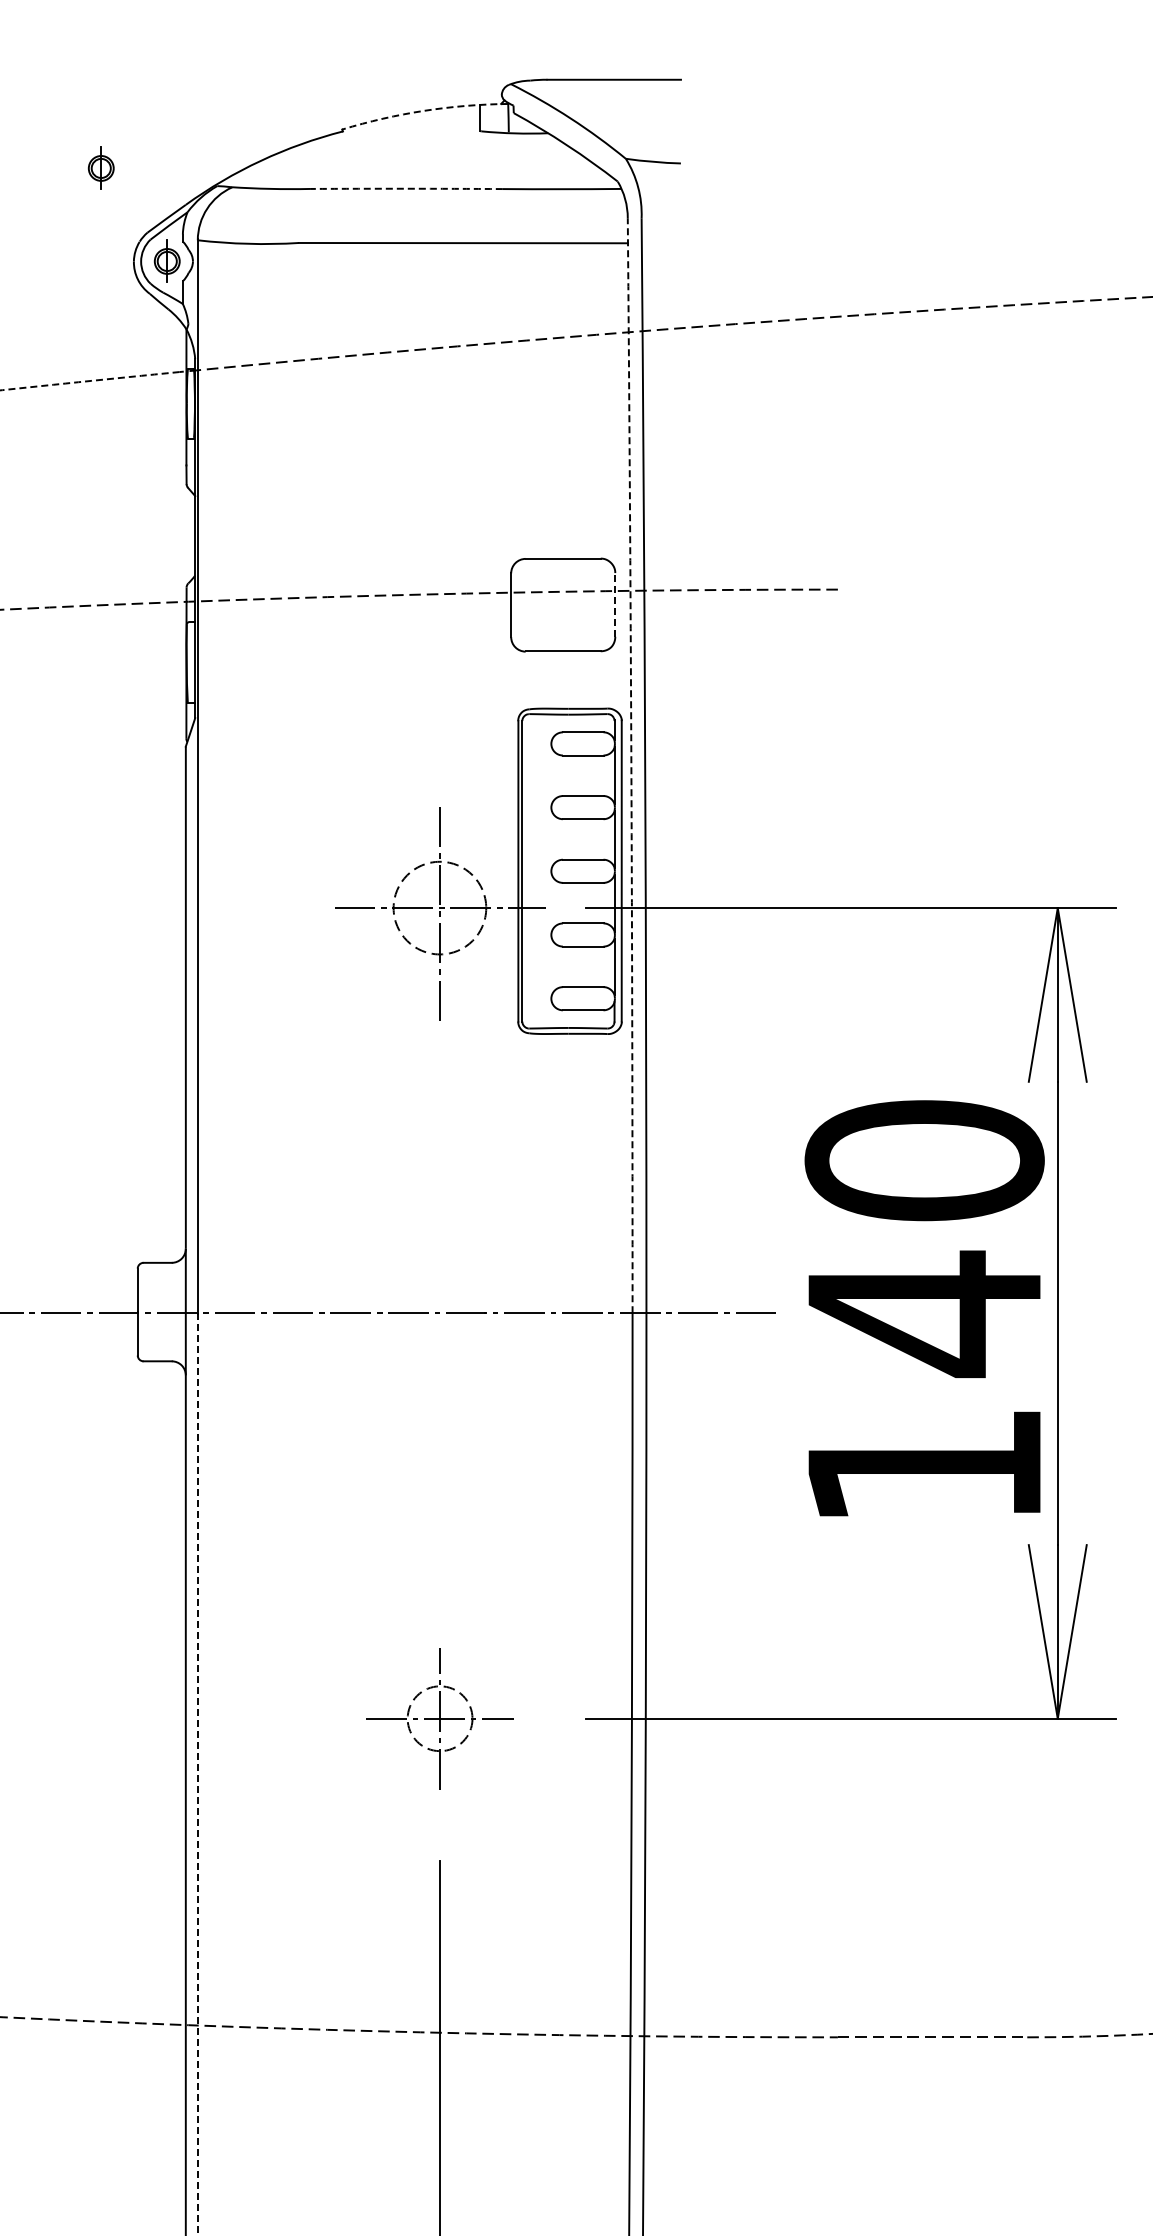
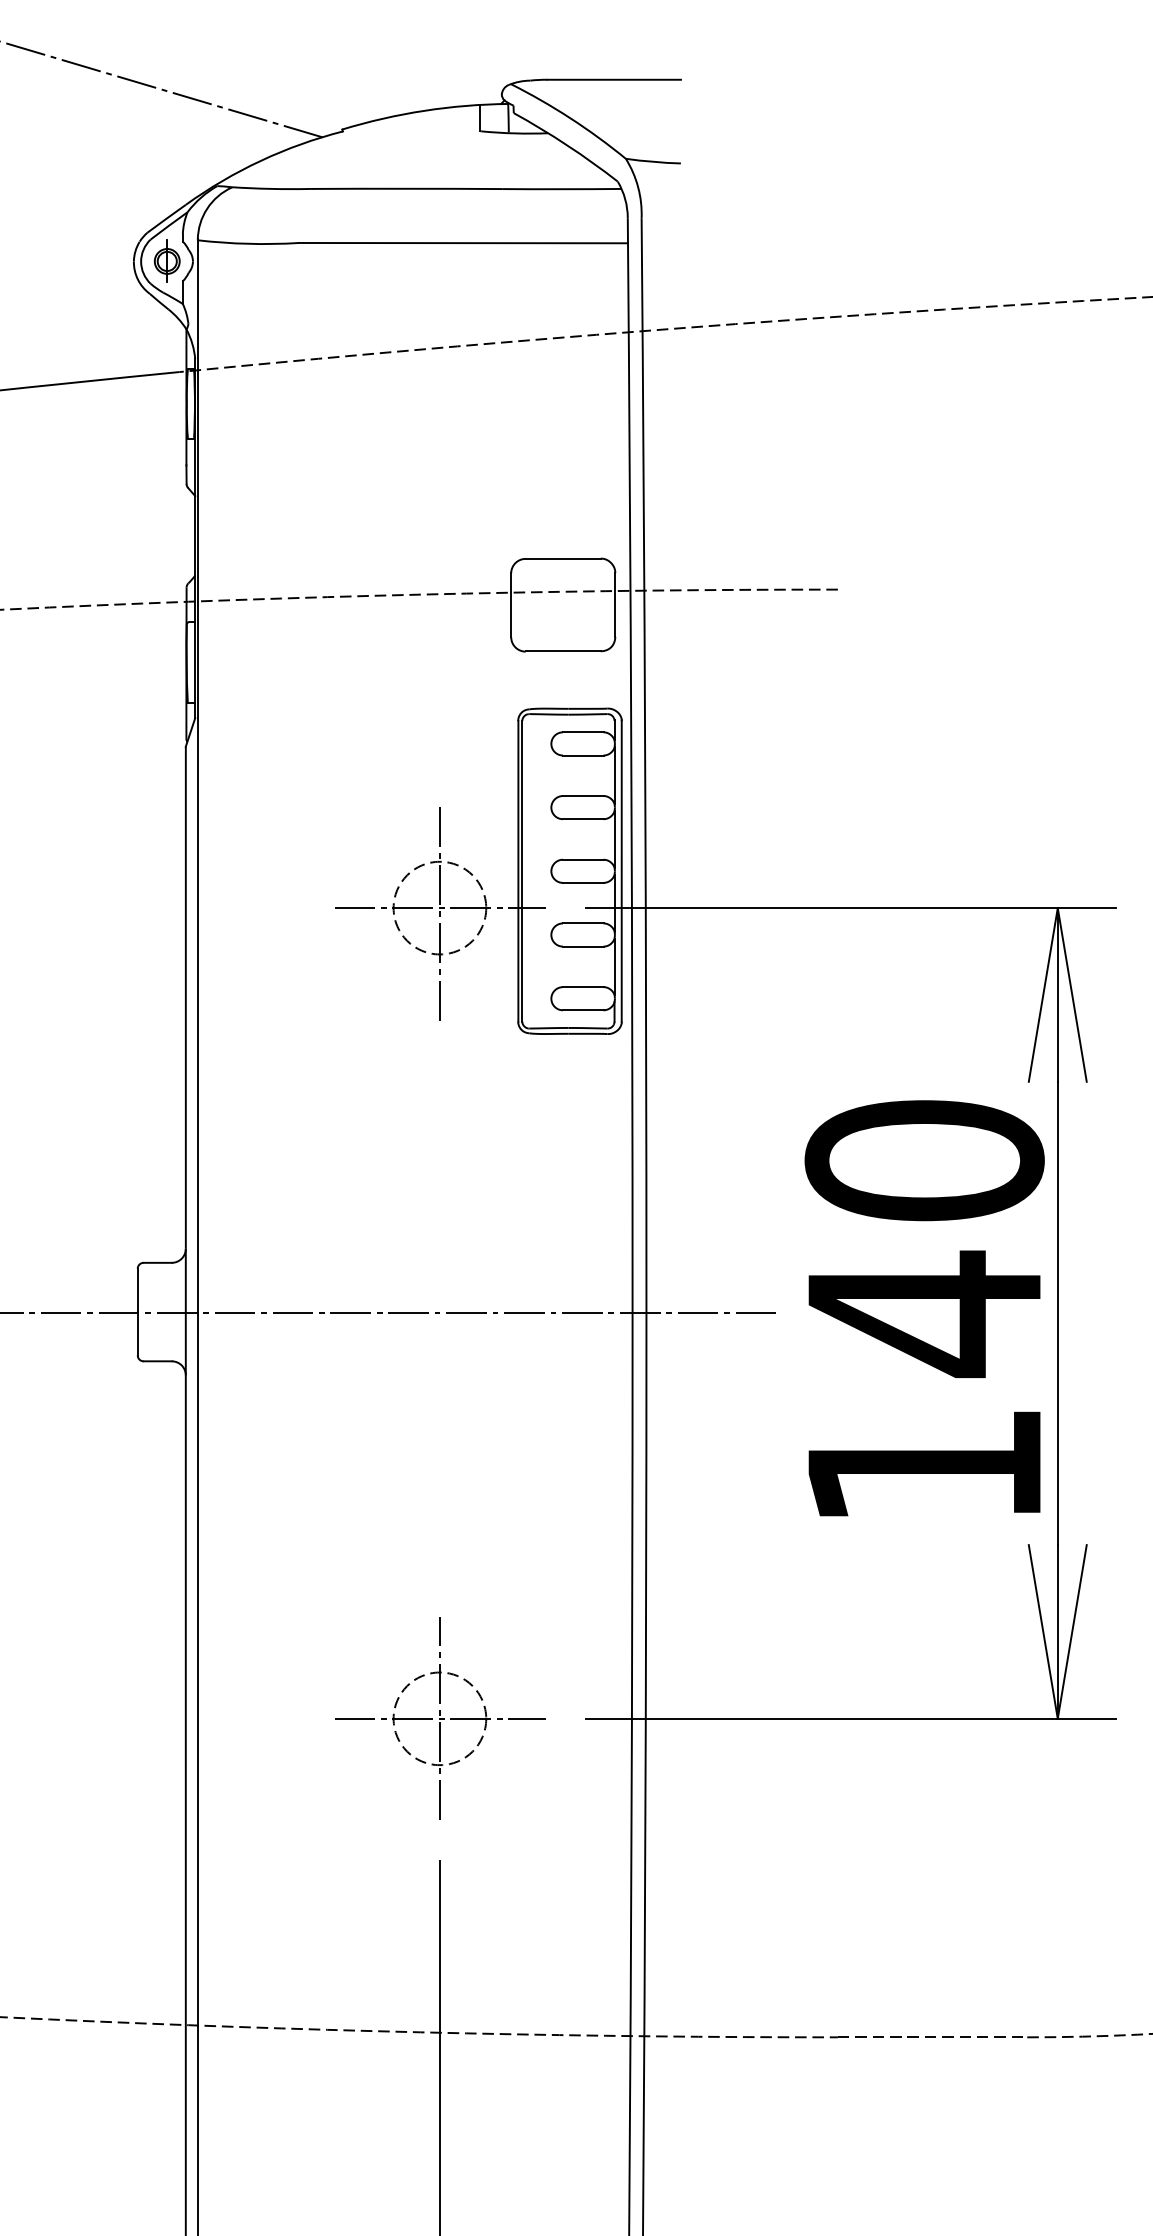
line: none -> present (162, 89)
arc: dashed -> solid (424, 110)
part: present -> none (100, 167)
arc: dashed -> solid (406, 188)
arc: dashed -> solid (89, 381)
line: dashed -> solid (615, 604)
arc: dashed -> solid (631, 765)
part size: 148x142 px -> 211x203 px (440, 1718)
line: dashed -> solid (197, 1774)
